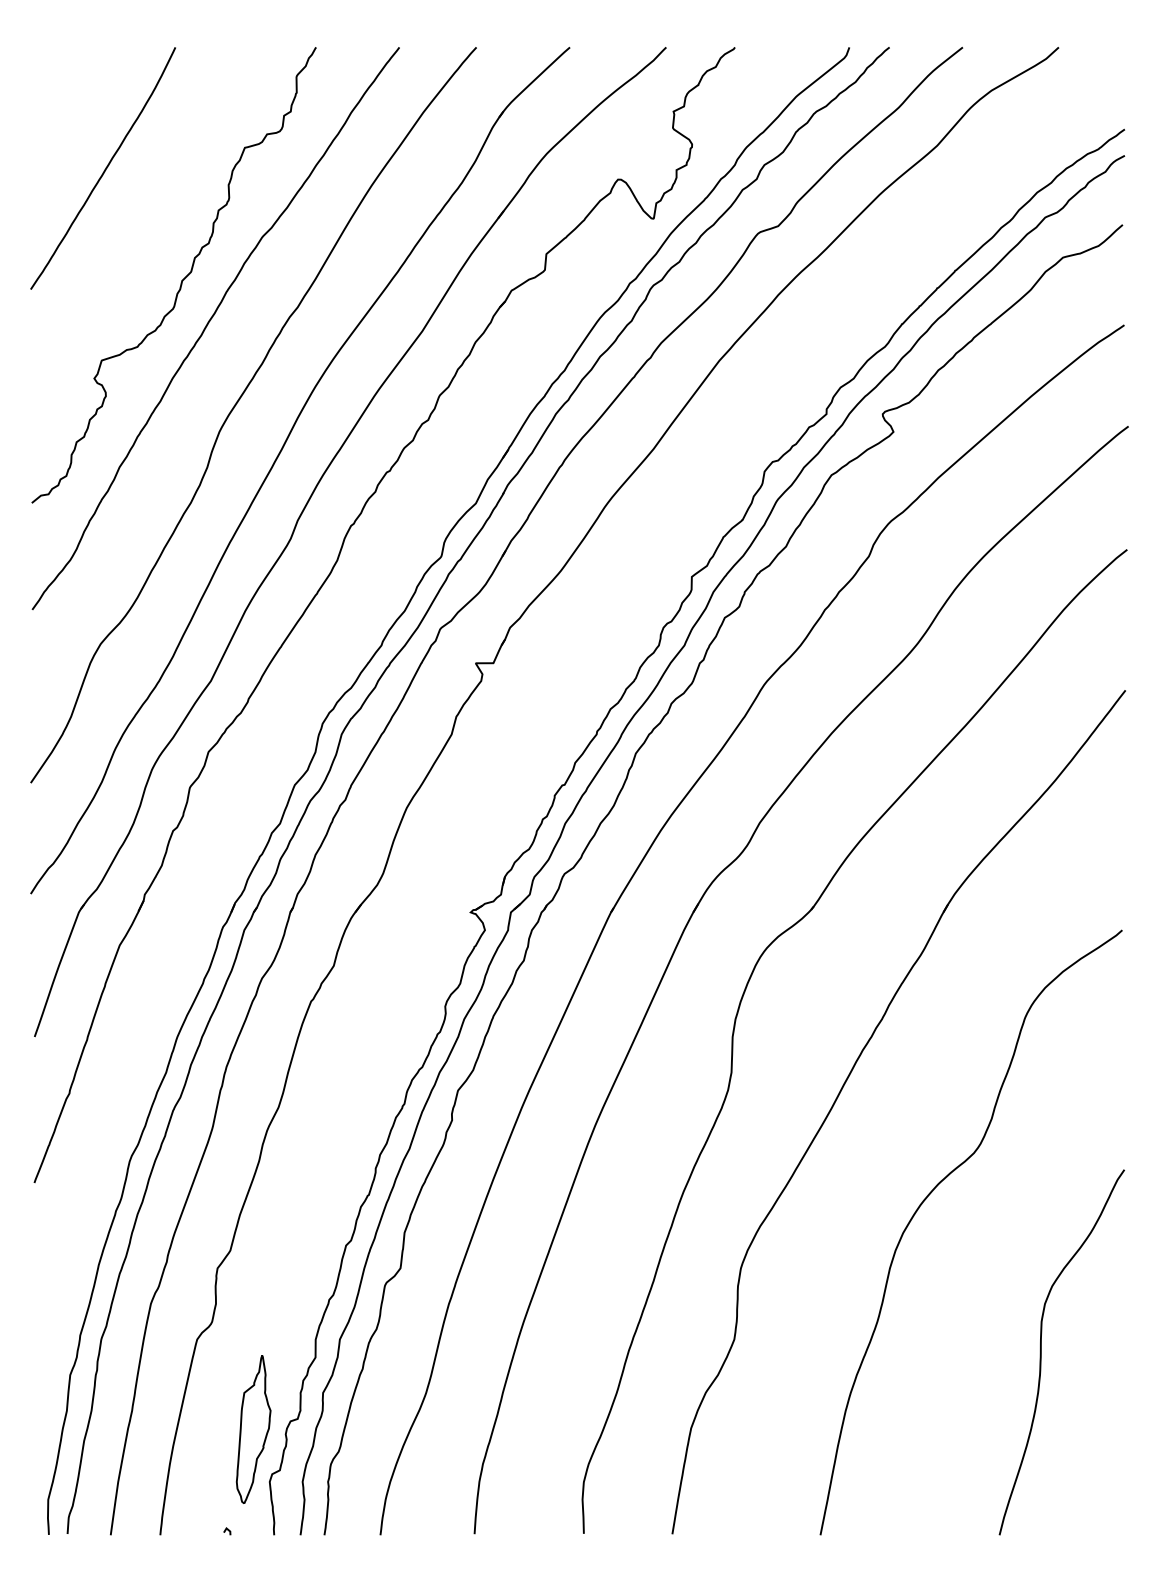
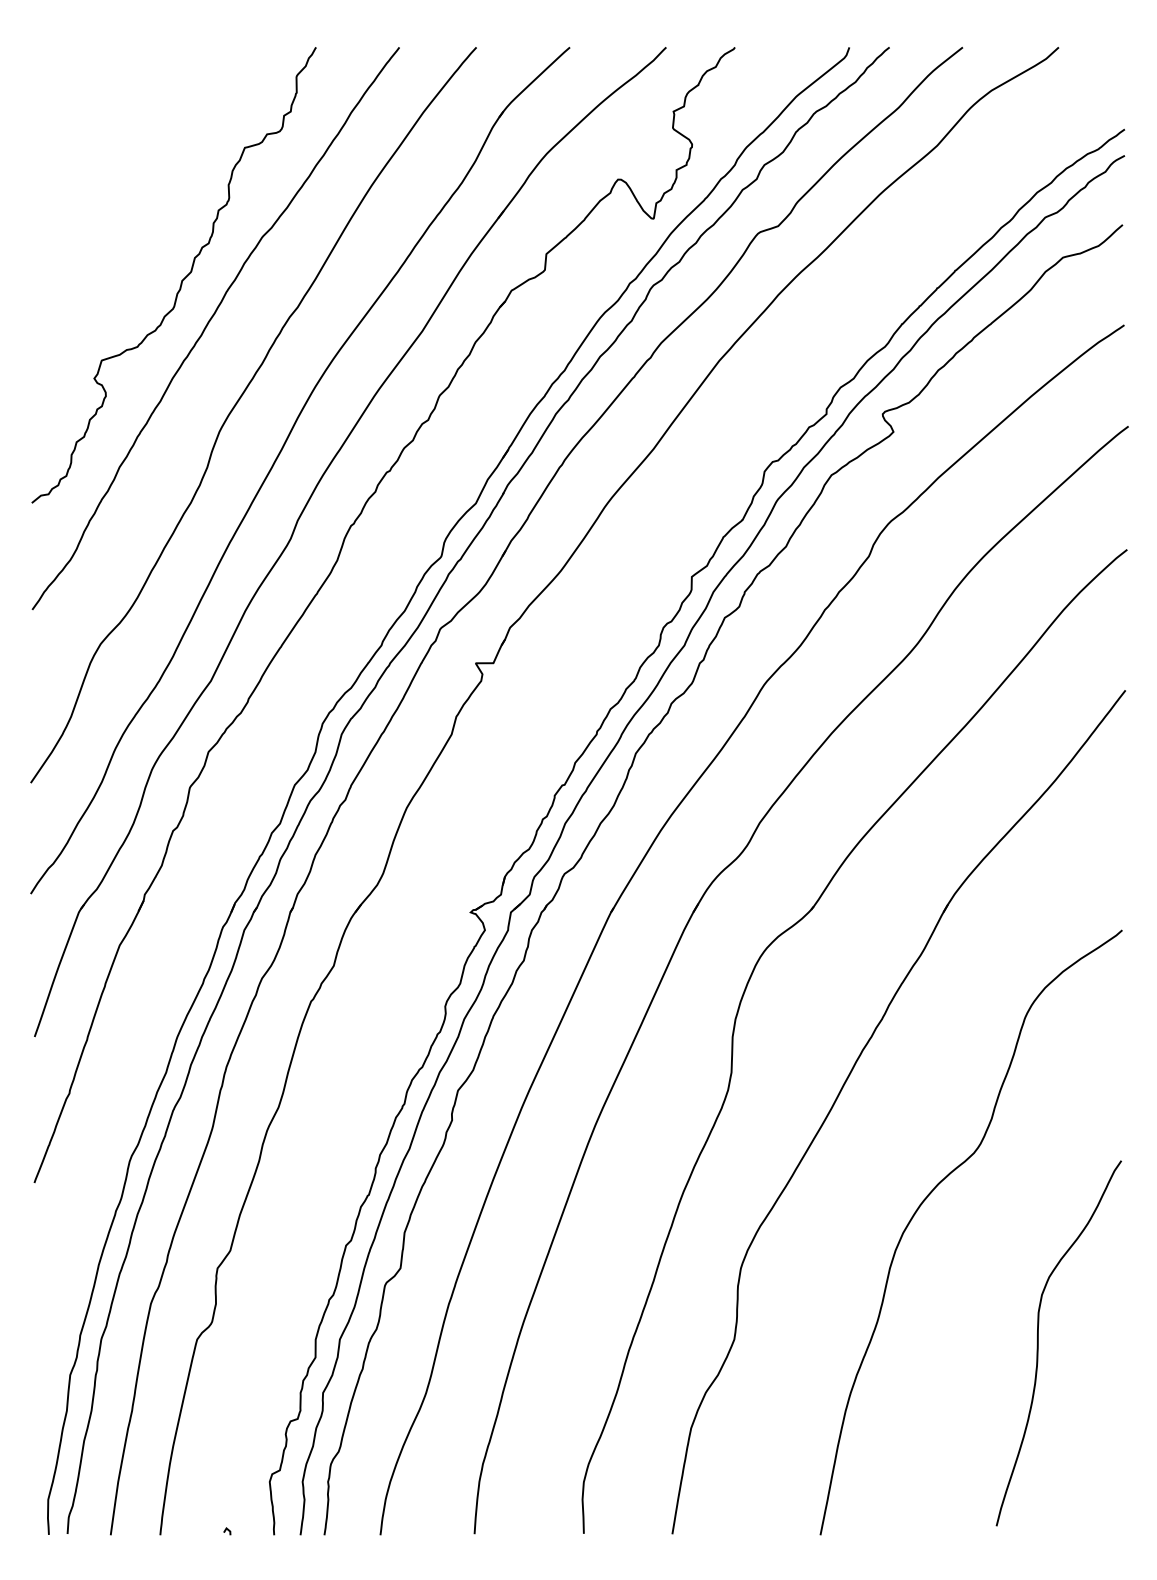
curve: present -> none (104, 169)
curve position: (1041, 1352) -> (1038, 1343) (1038, 1343)
part: present -> none (253, 1429)
